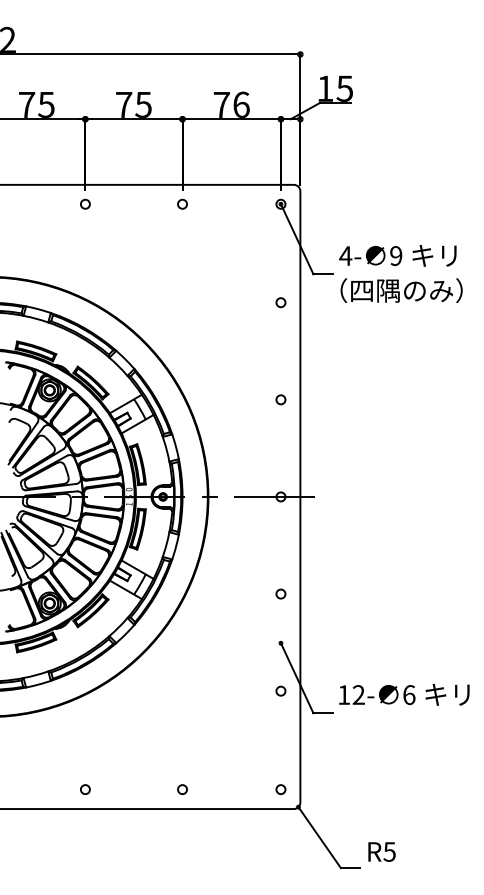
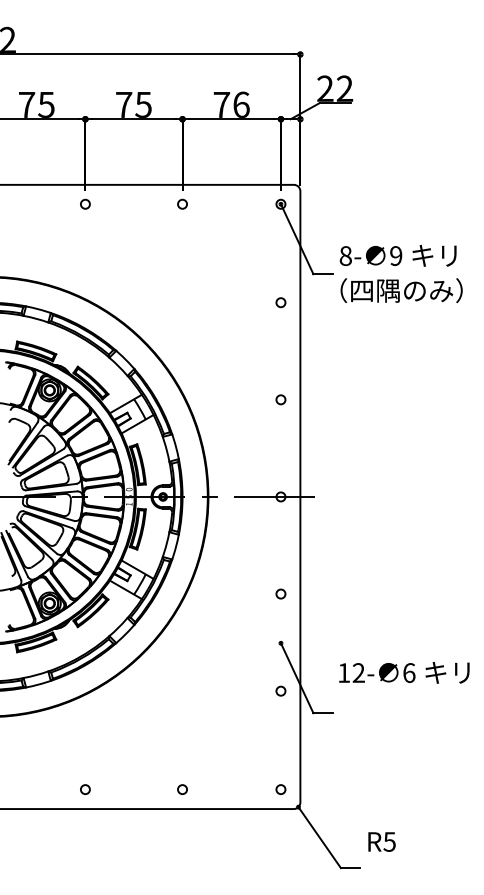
text: 15 -> 22 (335, 88)
text: 4- -> 8- (345, 256)
text position: (404, 694) -> (404, 672) (404, 672)
text position: (381, 851) -> (381, 841) (381, 841)
